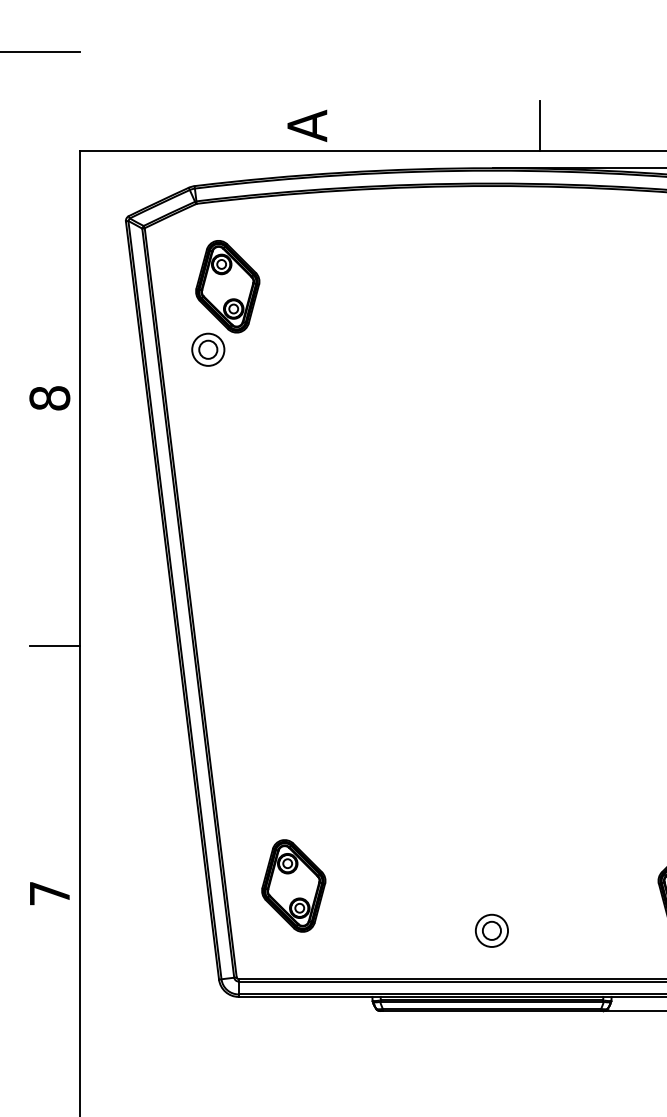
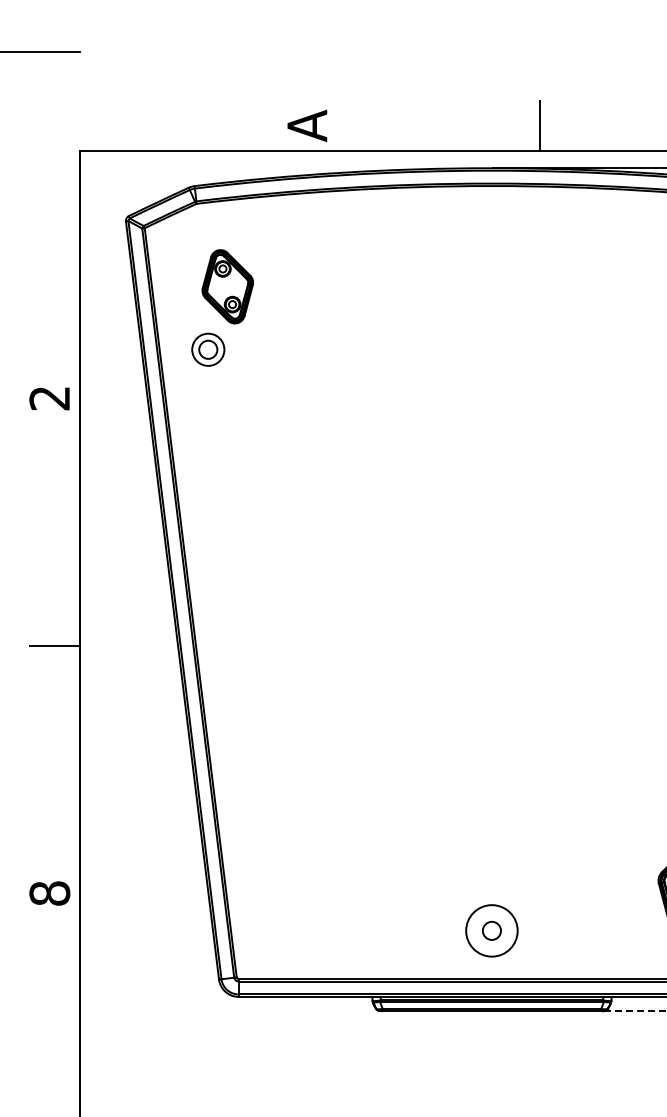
part size: 66x94 px -> 53x76 px (227, 286)
text: 8 -> 2 (49, 398)
part: present -> none (293, 885)
text: 7 -> 8 (49, 893)
circle diameter: 32 px -> 52 px (491, 930)
line: solid -> dashed (635, 1010)
